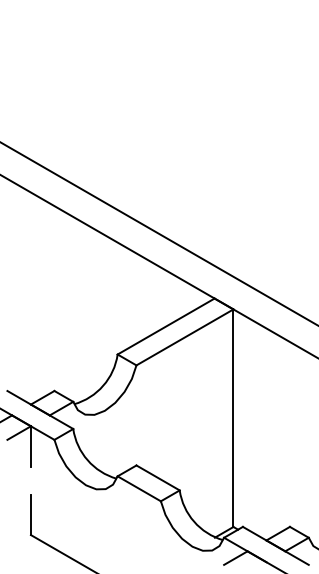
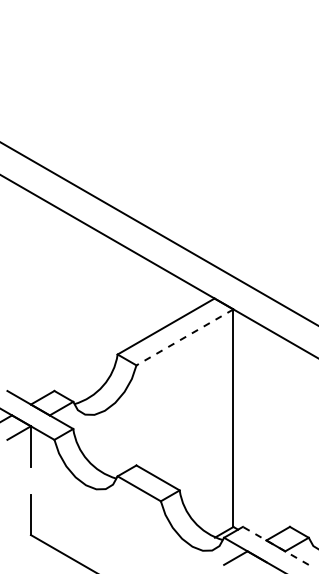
line: solid -> dashed (184, 337)
line: solid -> dashed (275, 545)
